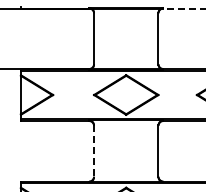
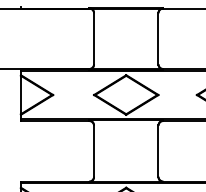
line: dashed -> solid (184, 8)
line: dashed -> solid (94, 151)
